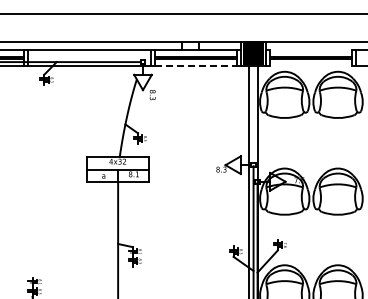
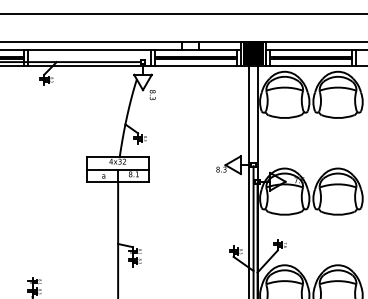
line: none -> present (310, 49)
line: dashed -> solid (196, 66)
line: none -> present (310, 66)
